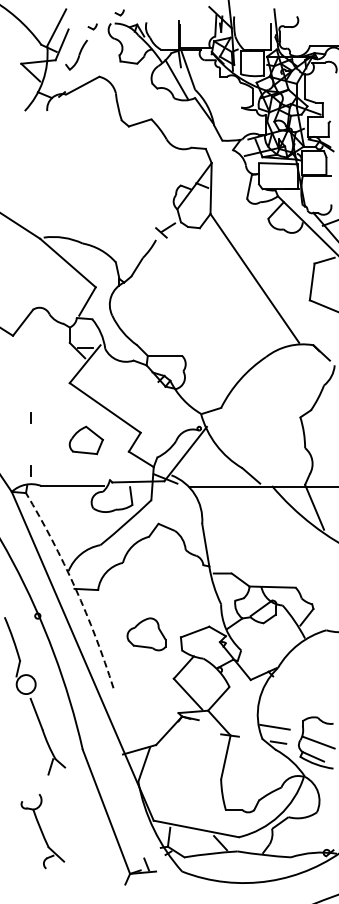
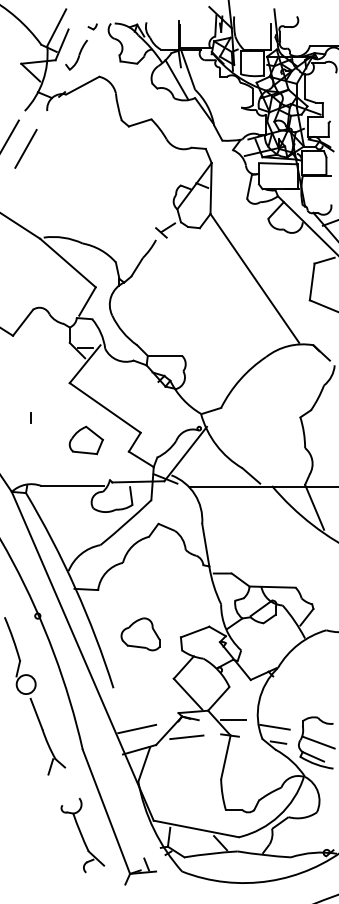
part: present -> none (119, 12)
line: none -> present (10, 135)
line: none -> present (25, 148)
line: present -> none (30, 470)
arc: dashed -> solid (75, 588)
part position: (146, 634) -> (140, 634) (140, 634)
line: none -> present (233, 720)
line: none -> present (137, 728)
line: none -> present (186, 737)
part position: (42, 831) -> (82, 835) (82, 835)
